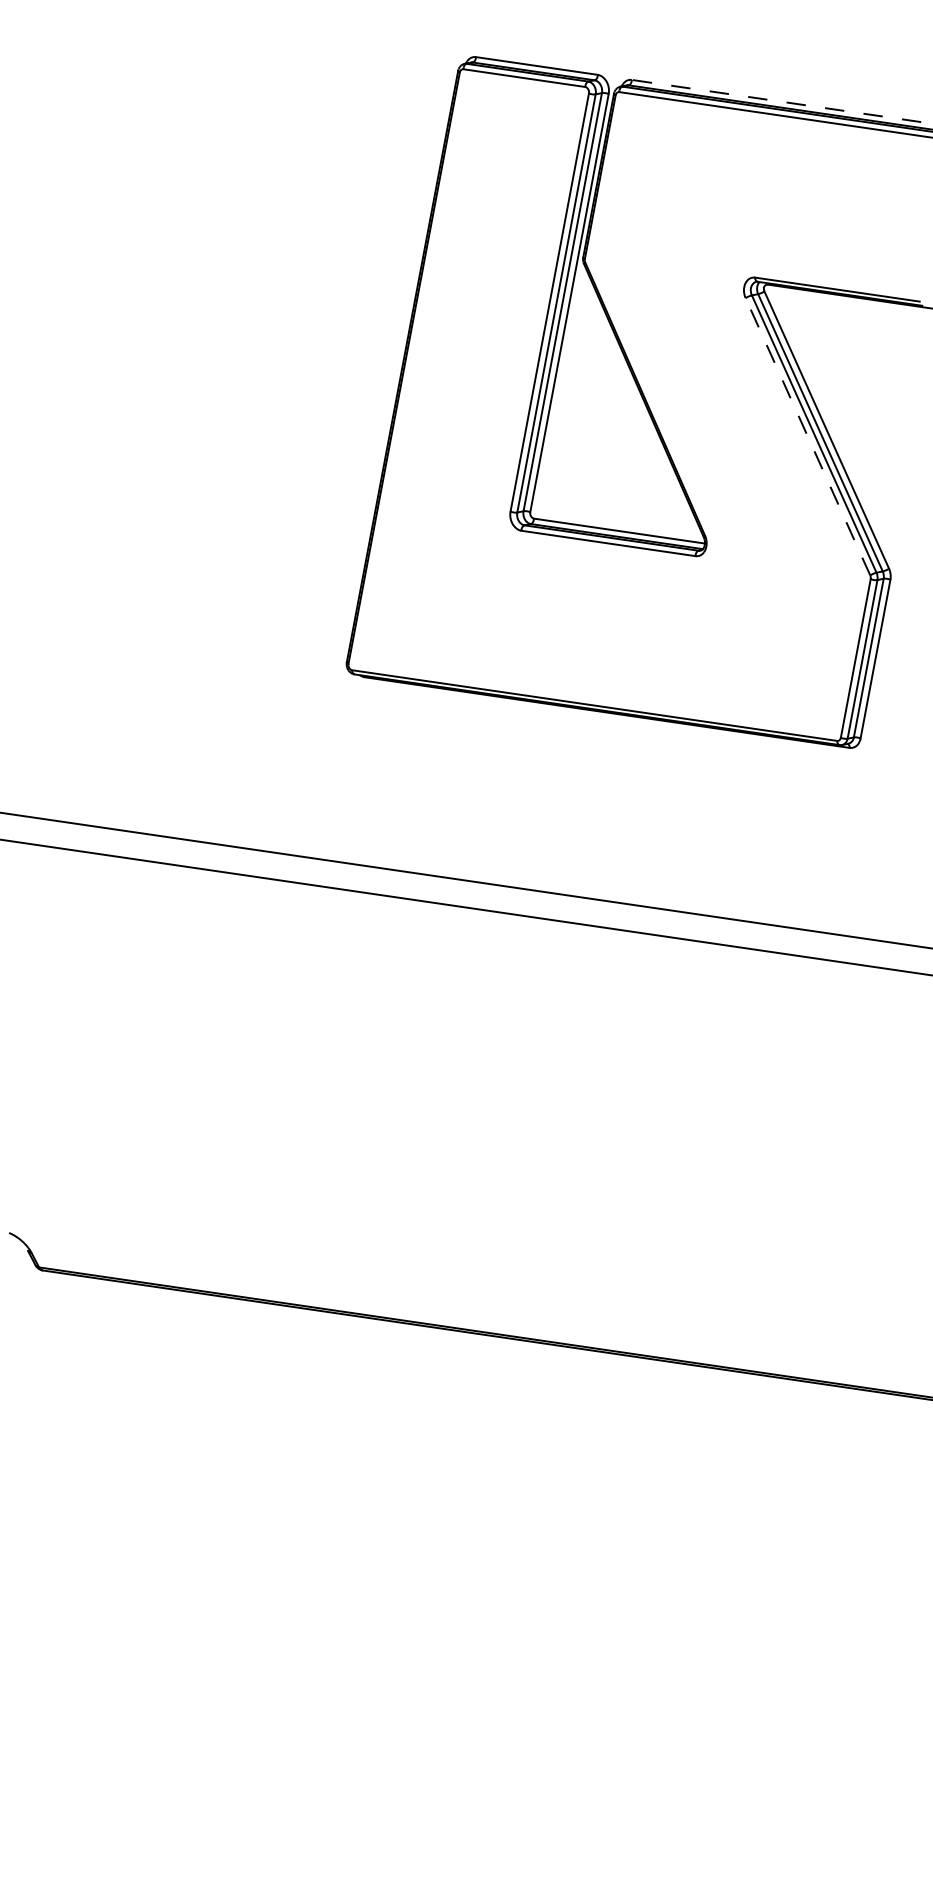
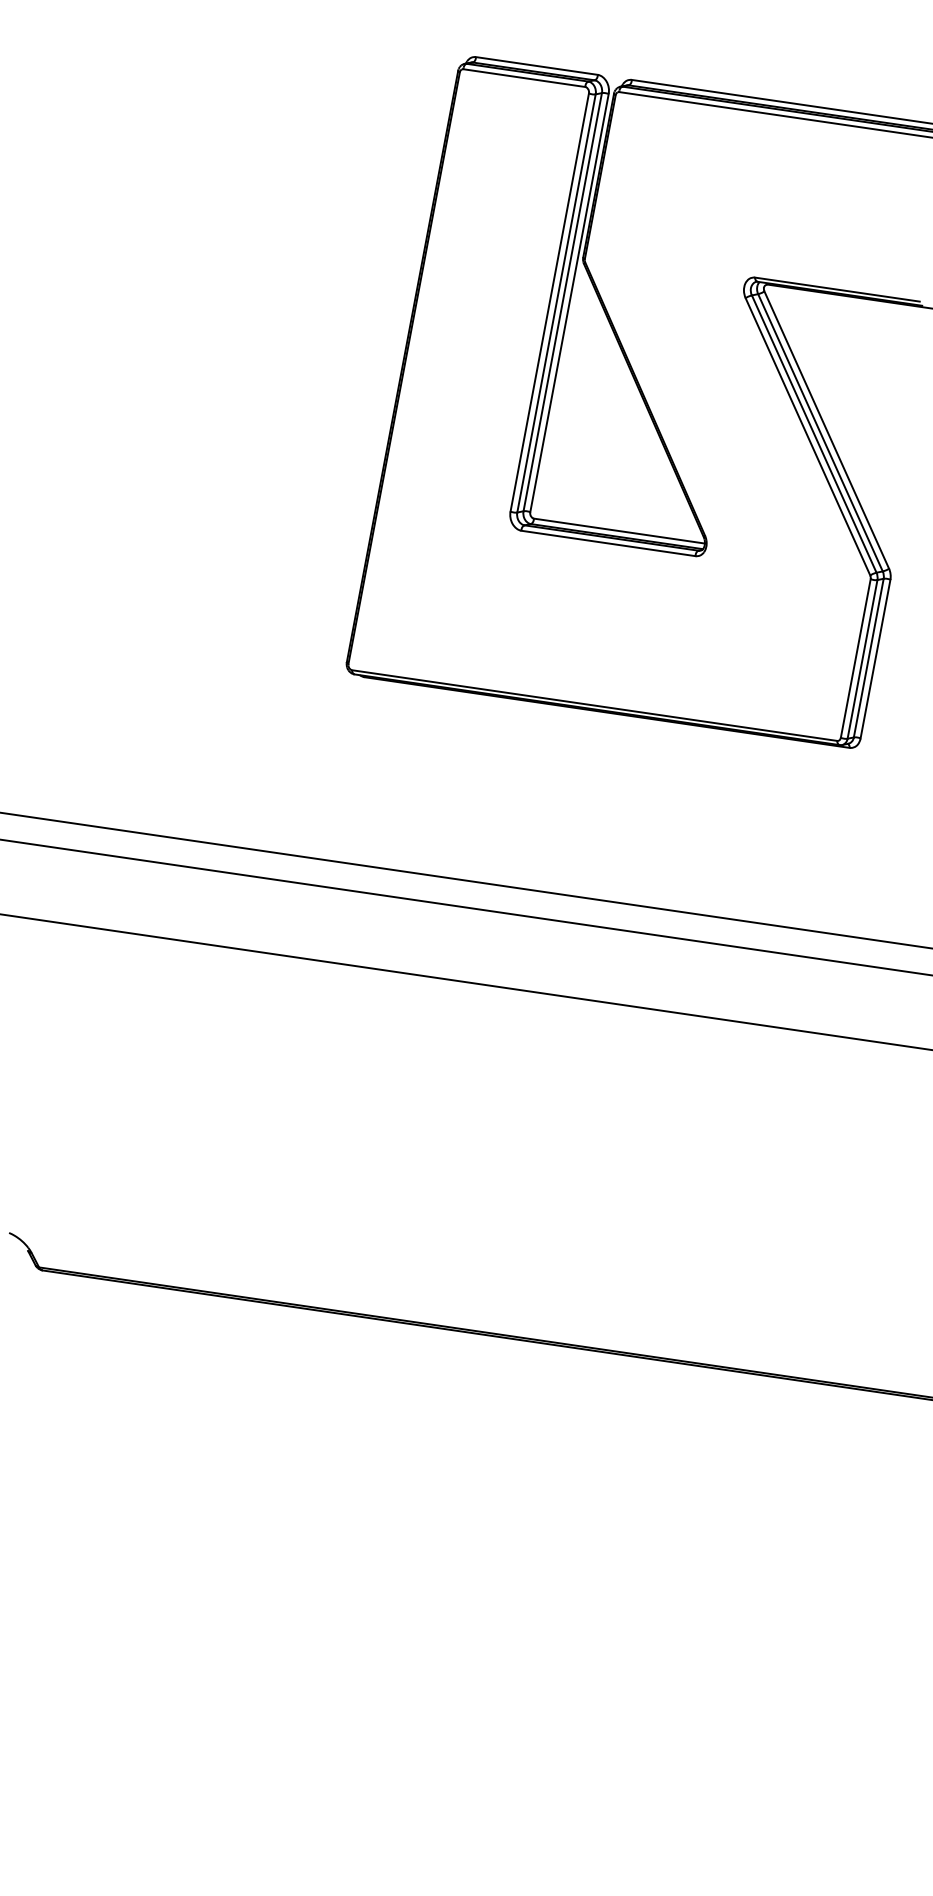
line: dashed -> solid (781, 101)
line: dashed -> solid (807, 436)
line: none -> present (465, 981)
